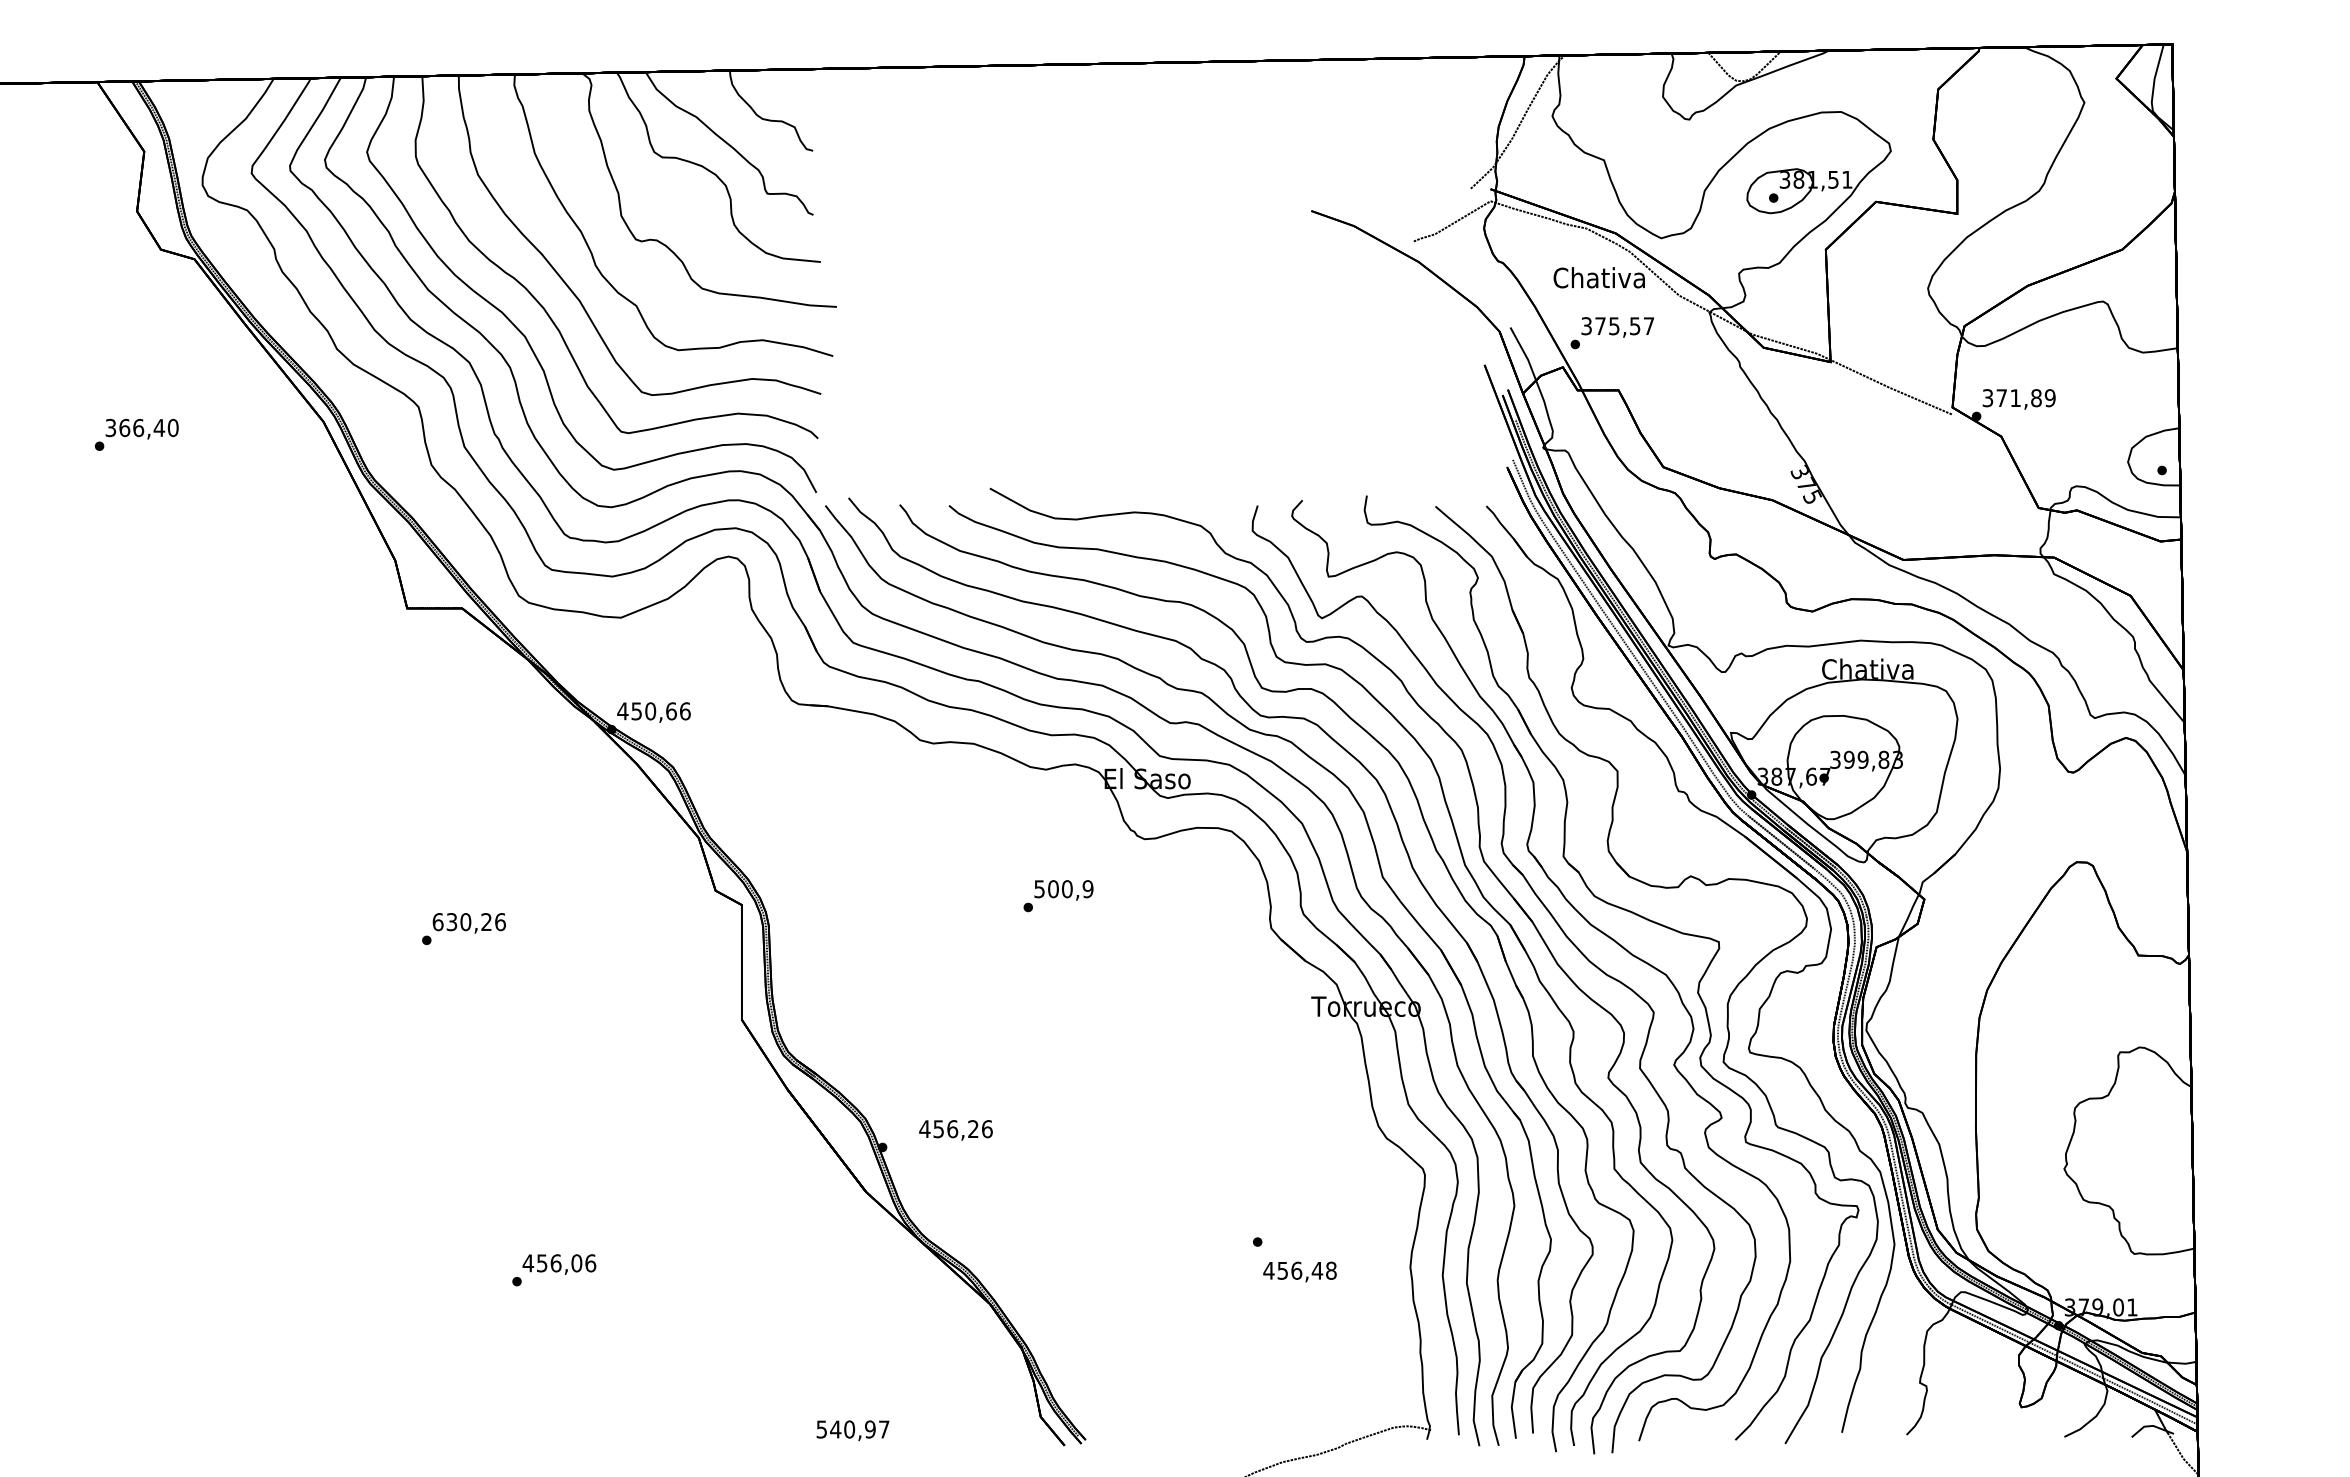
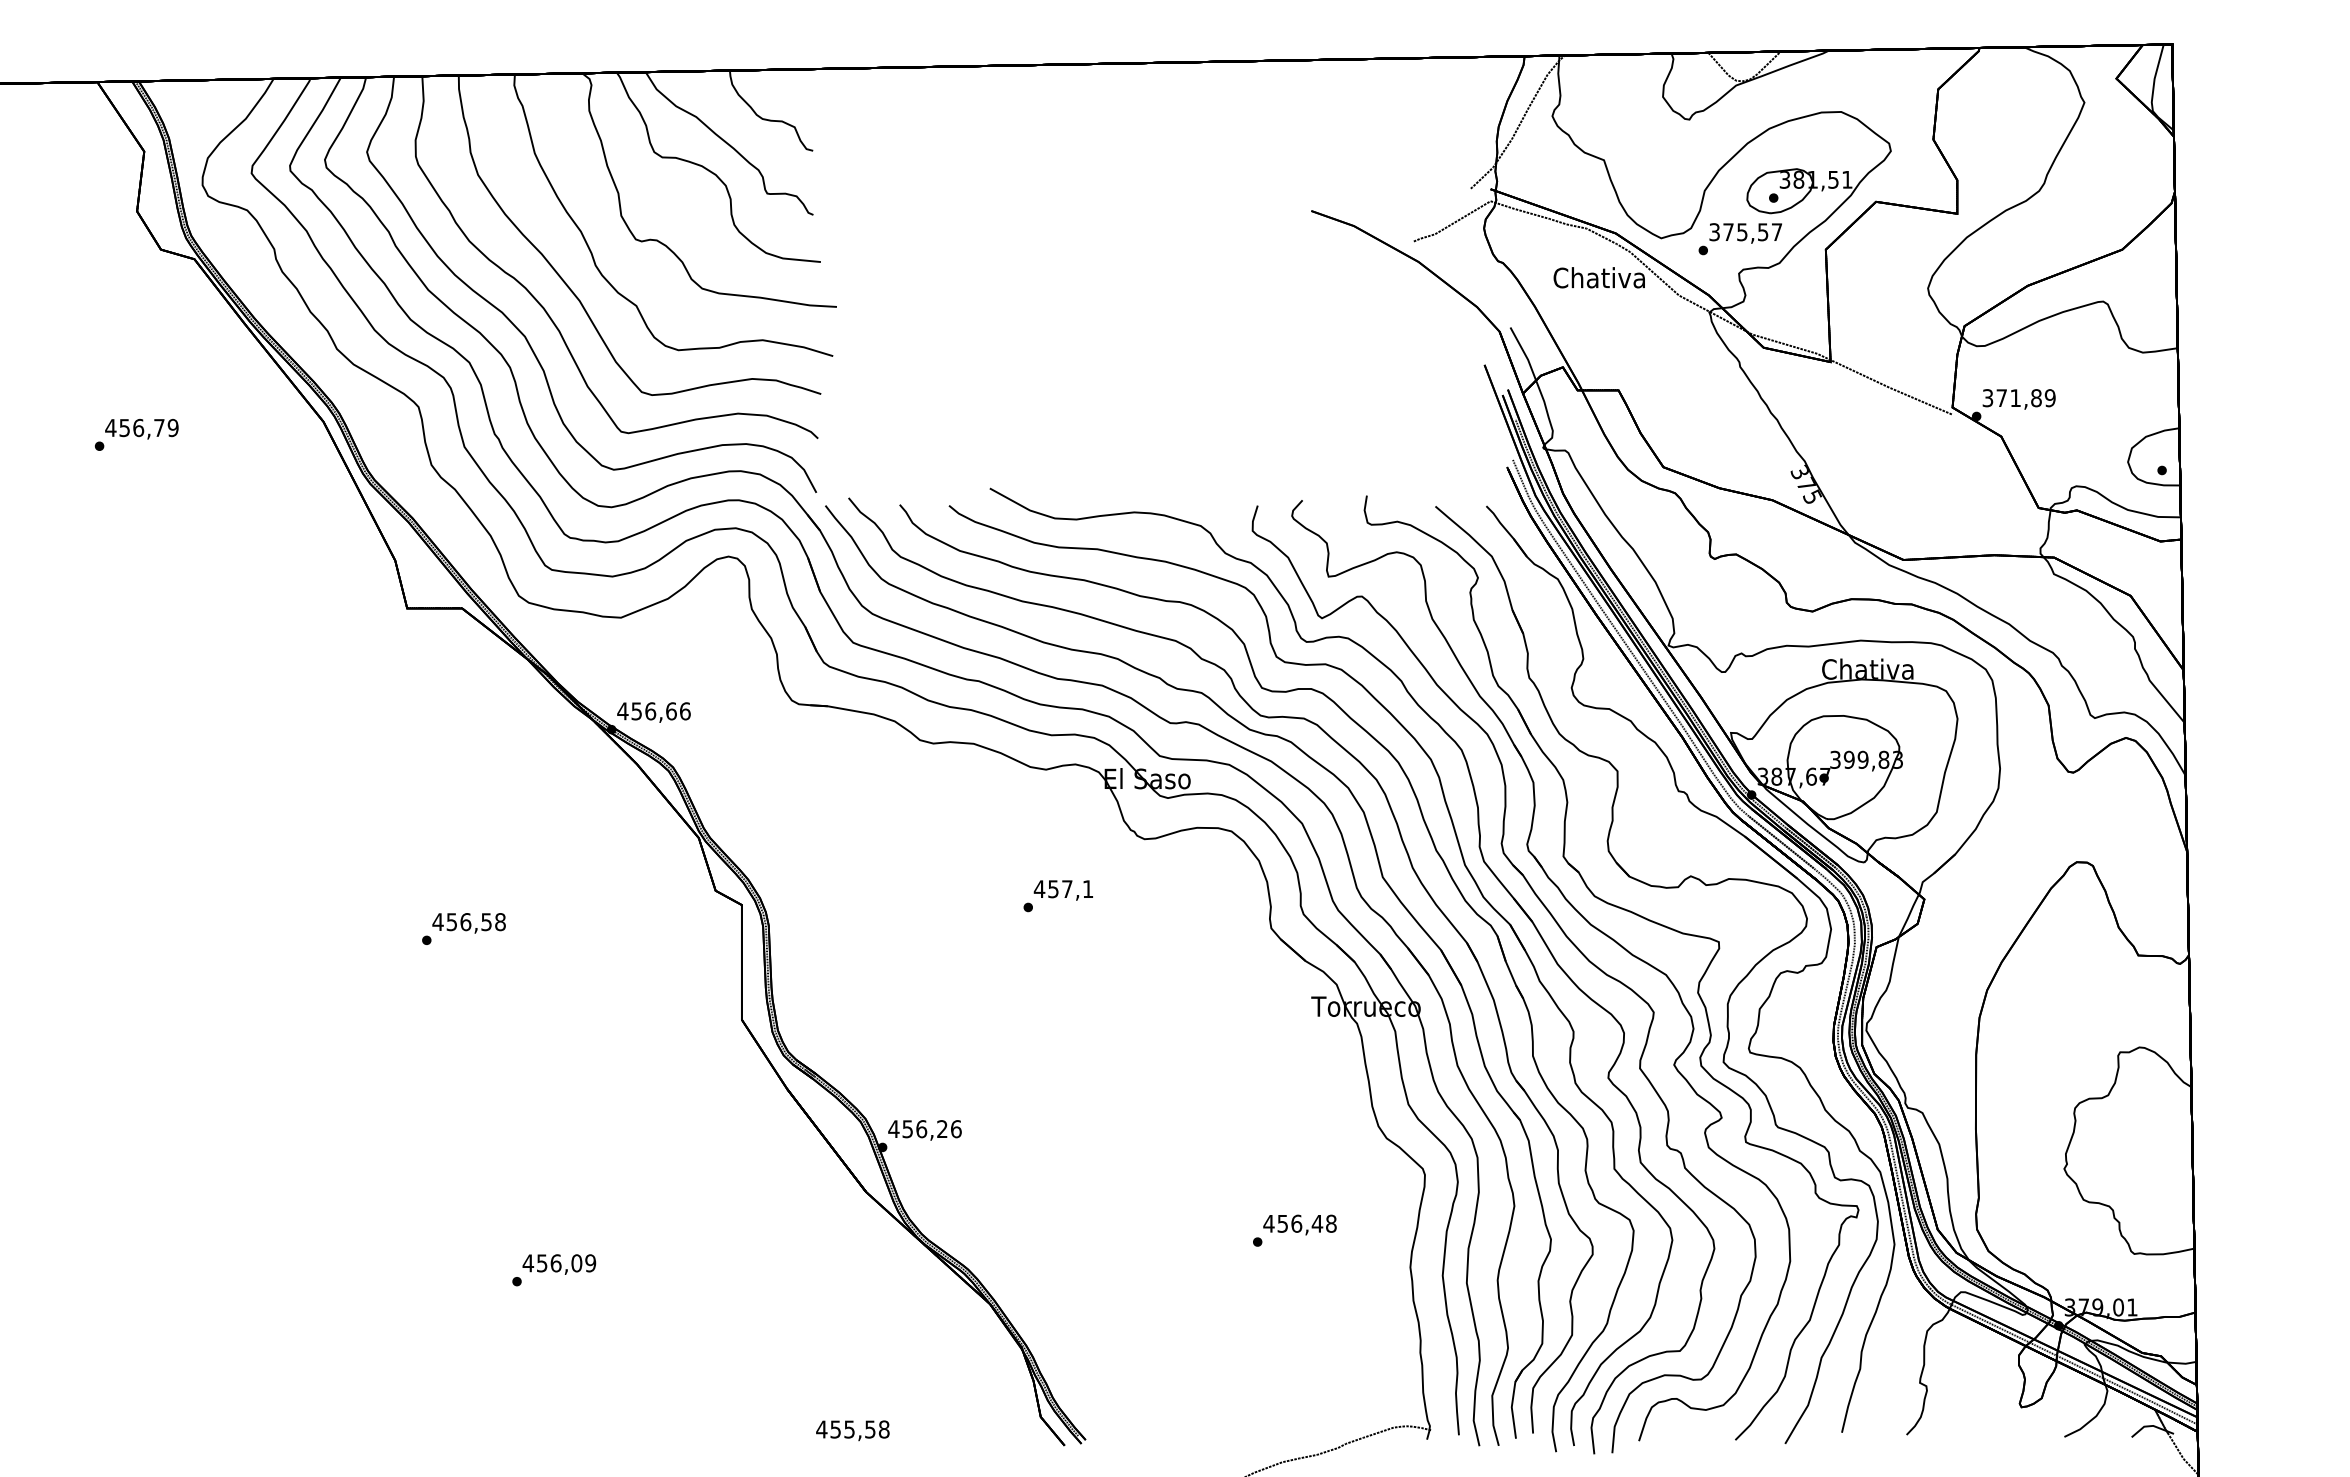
text position: (1611, 333) -> (1739, 239) (1739, 239)
text: 366,40 -> 456,79 (141, 427)
text: 450,66 -> 456,66 (650, 711)
text: 500,9 -> 457,1 (1063, 889)
text: 630,26 -> 456,58 (468, 922)
text position: (955, 1130) -> (924, 1130) (924, 1130)
text: 456,06 -> 456,09 (590, 1263)
text position: (1299, 1271) -> (1299, 1224) (1299, 1224)
text: 540,97 -> 455,58 (852, 1429)
